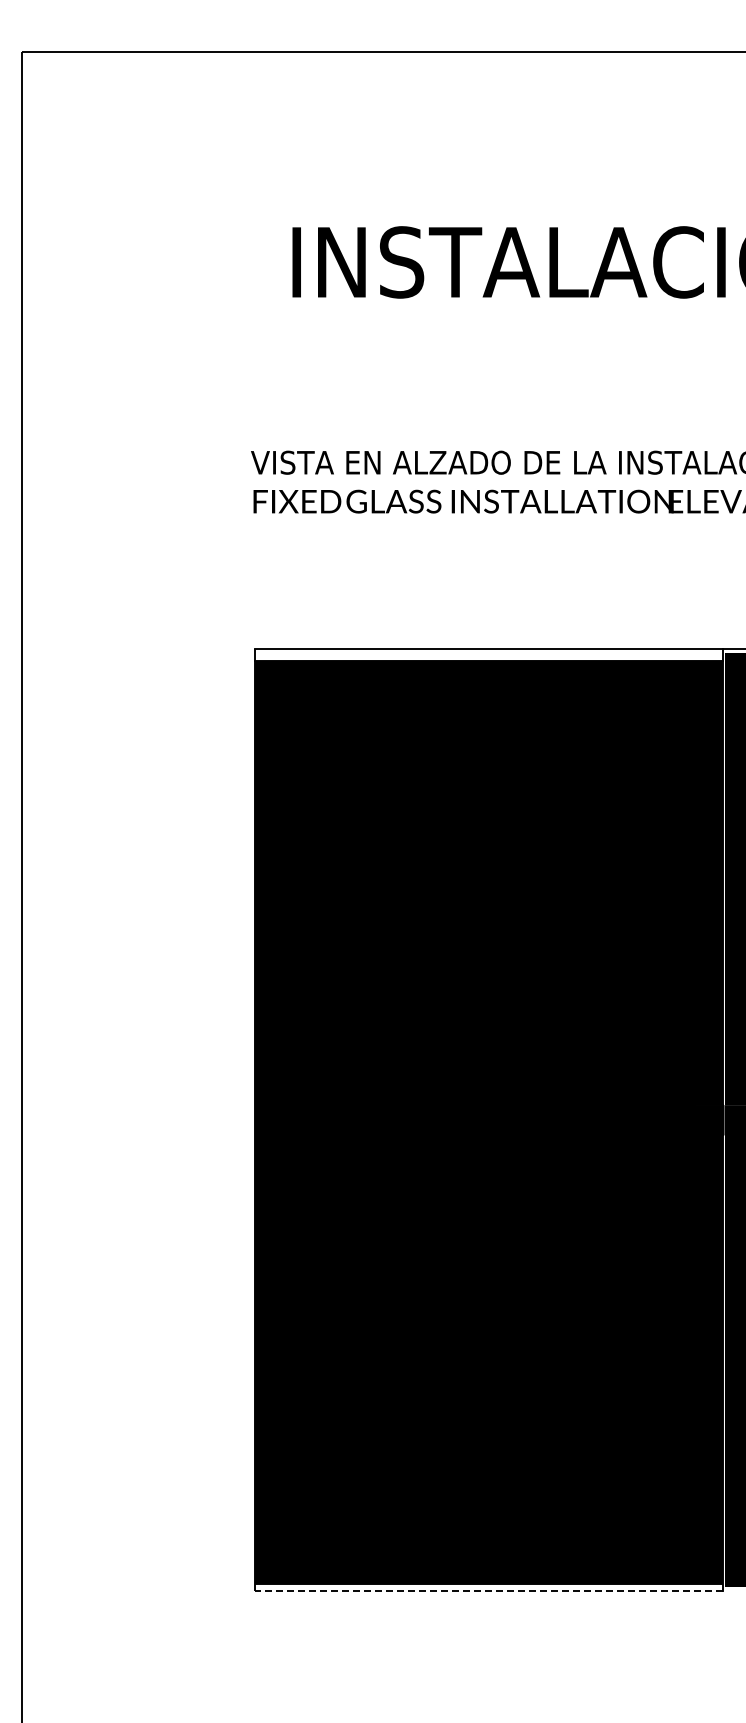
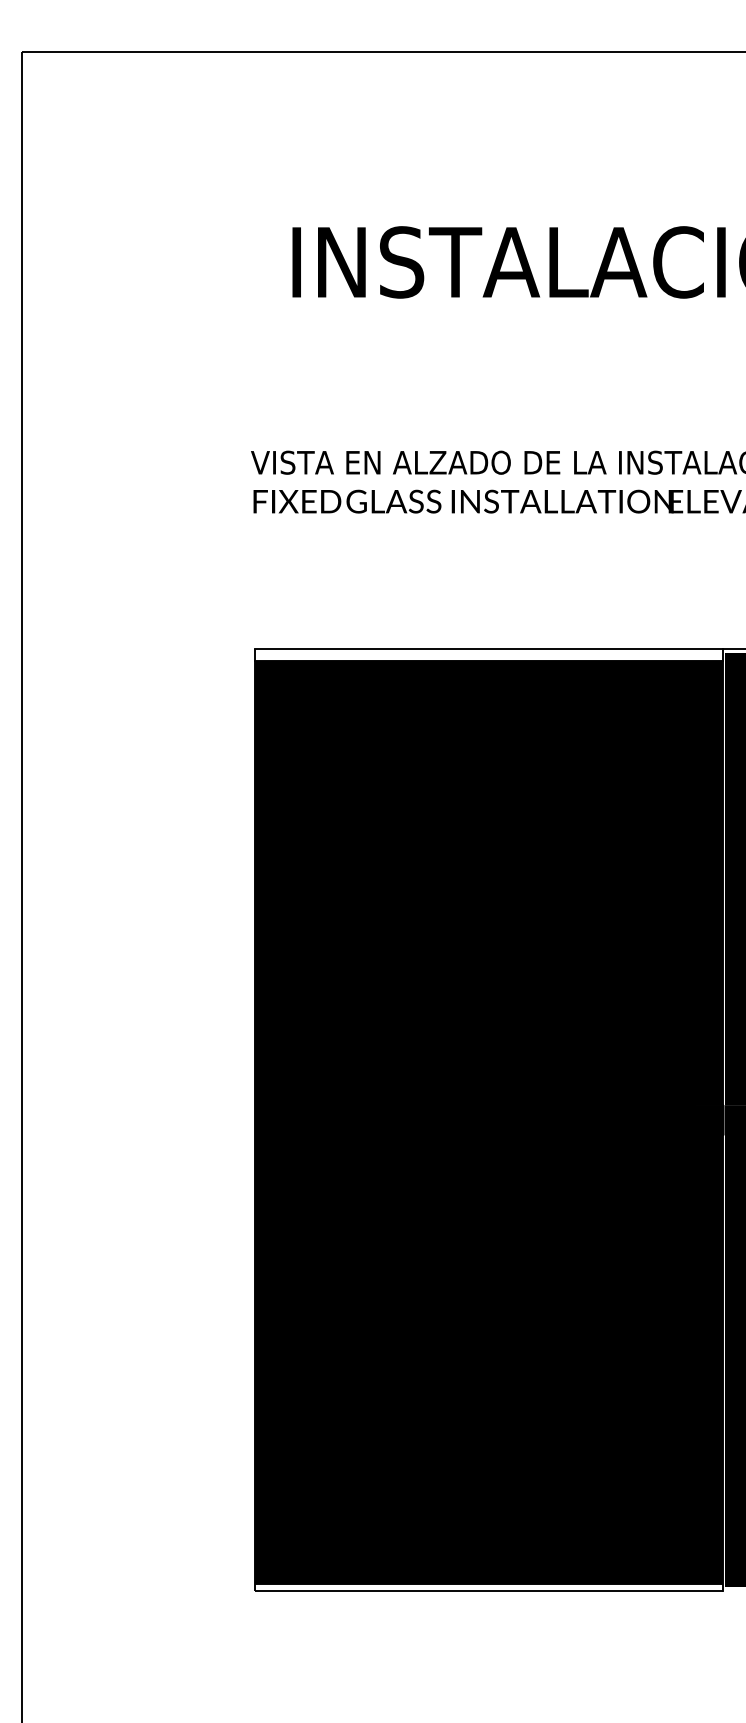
line: dashed -> solid (489, 1590)
